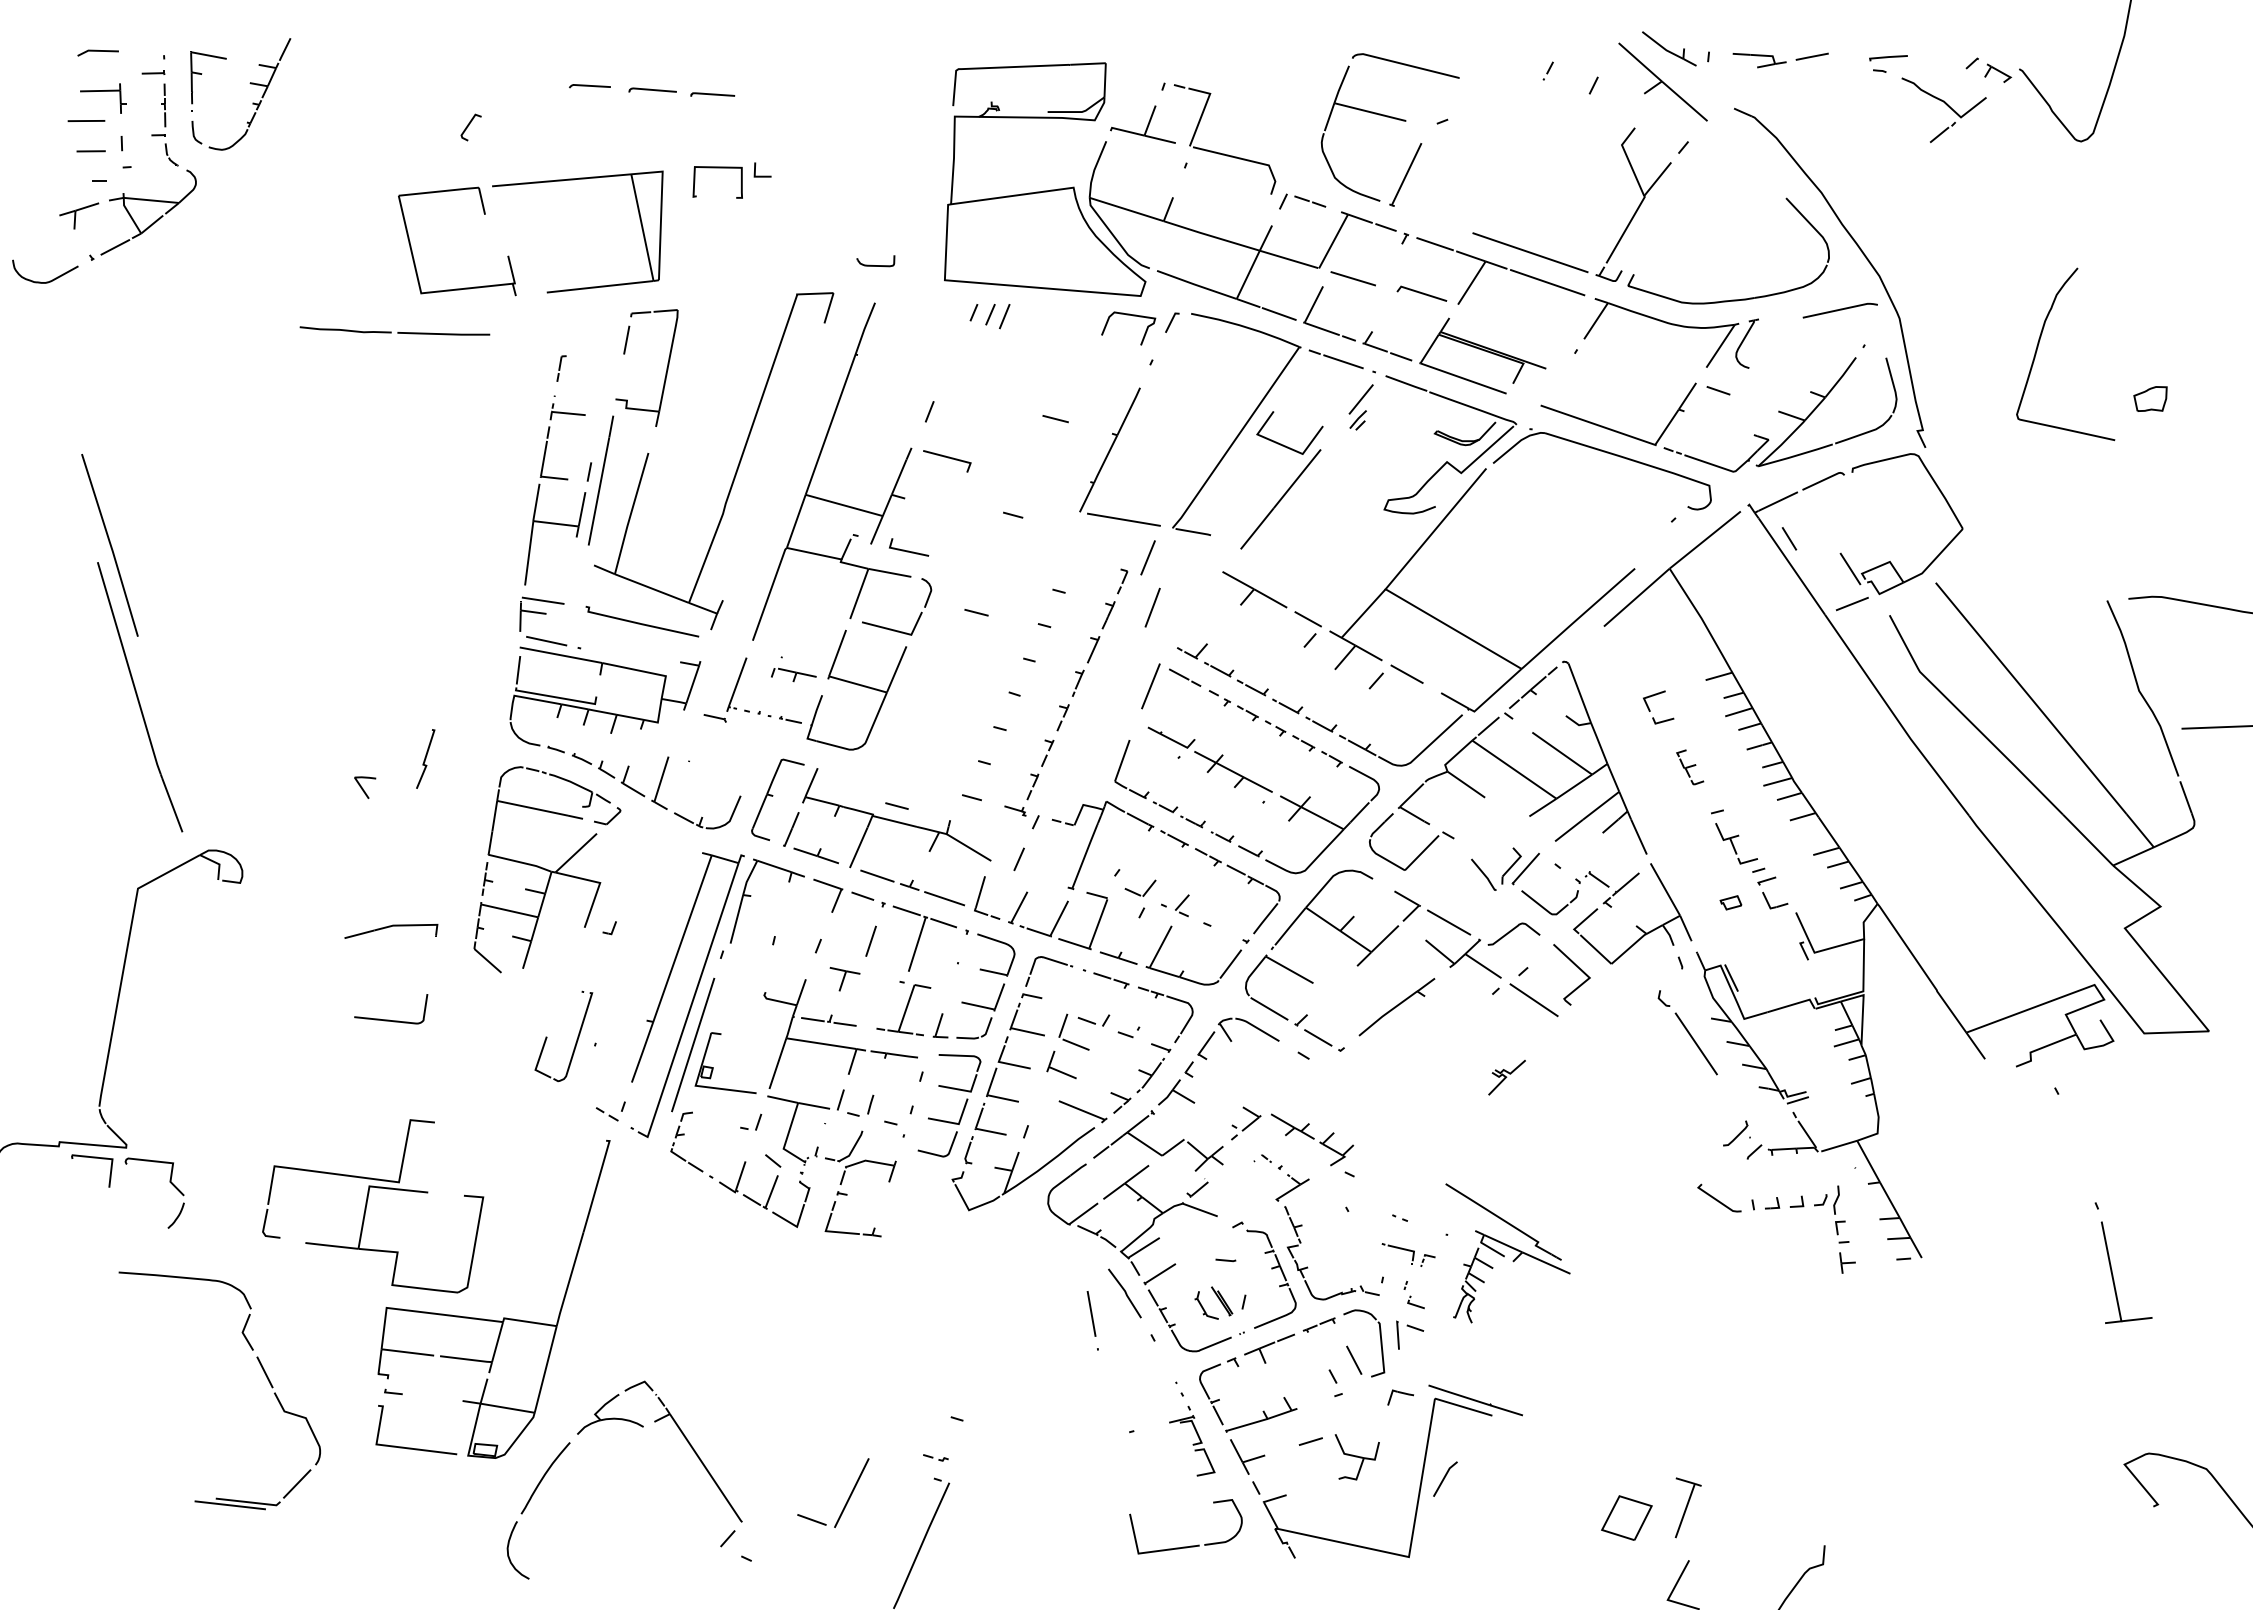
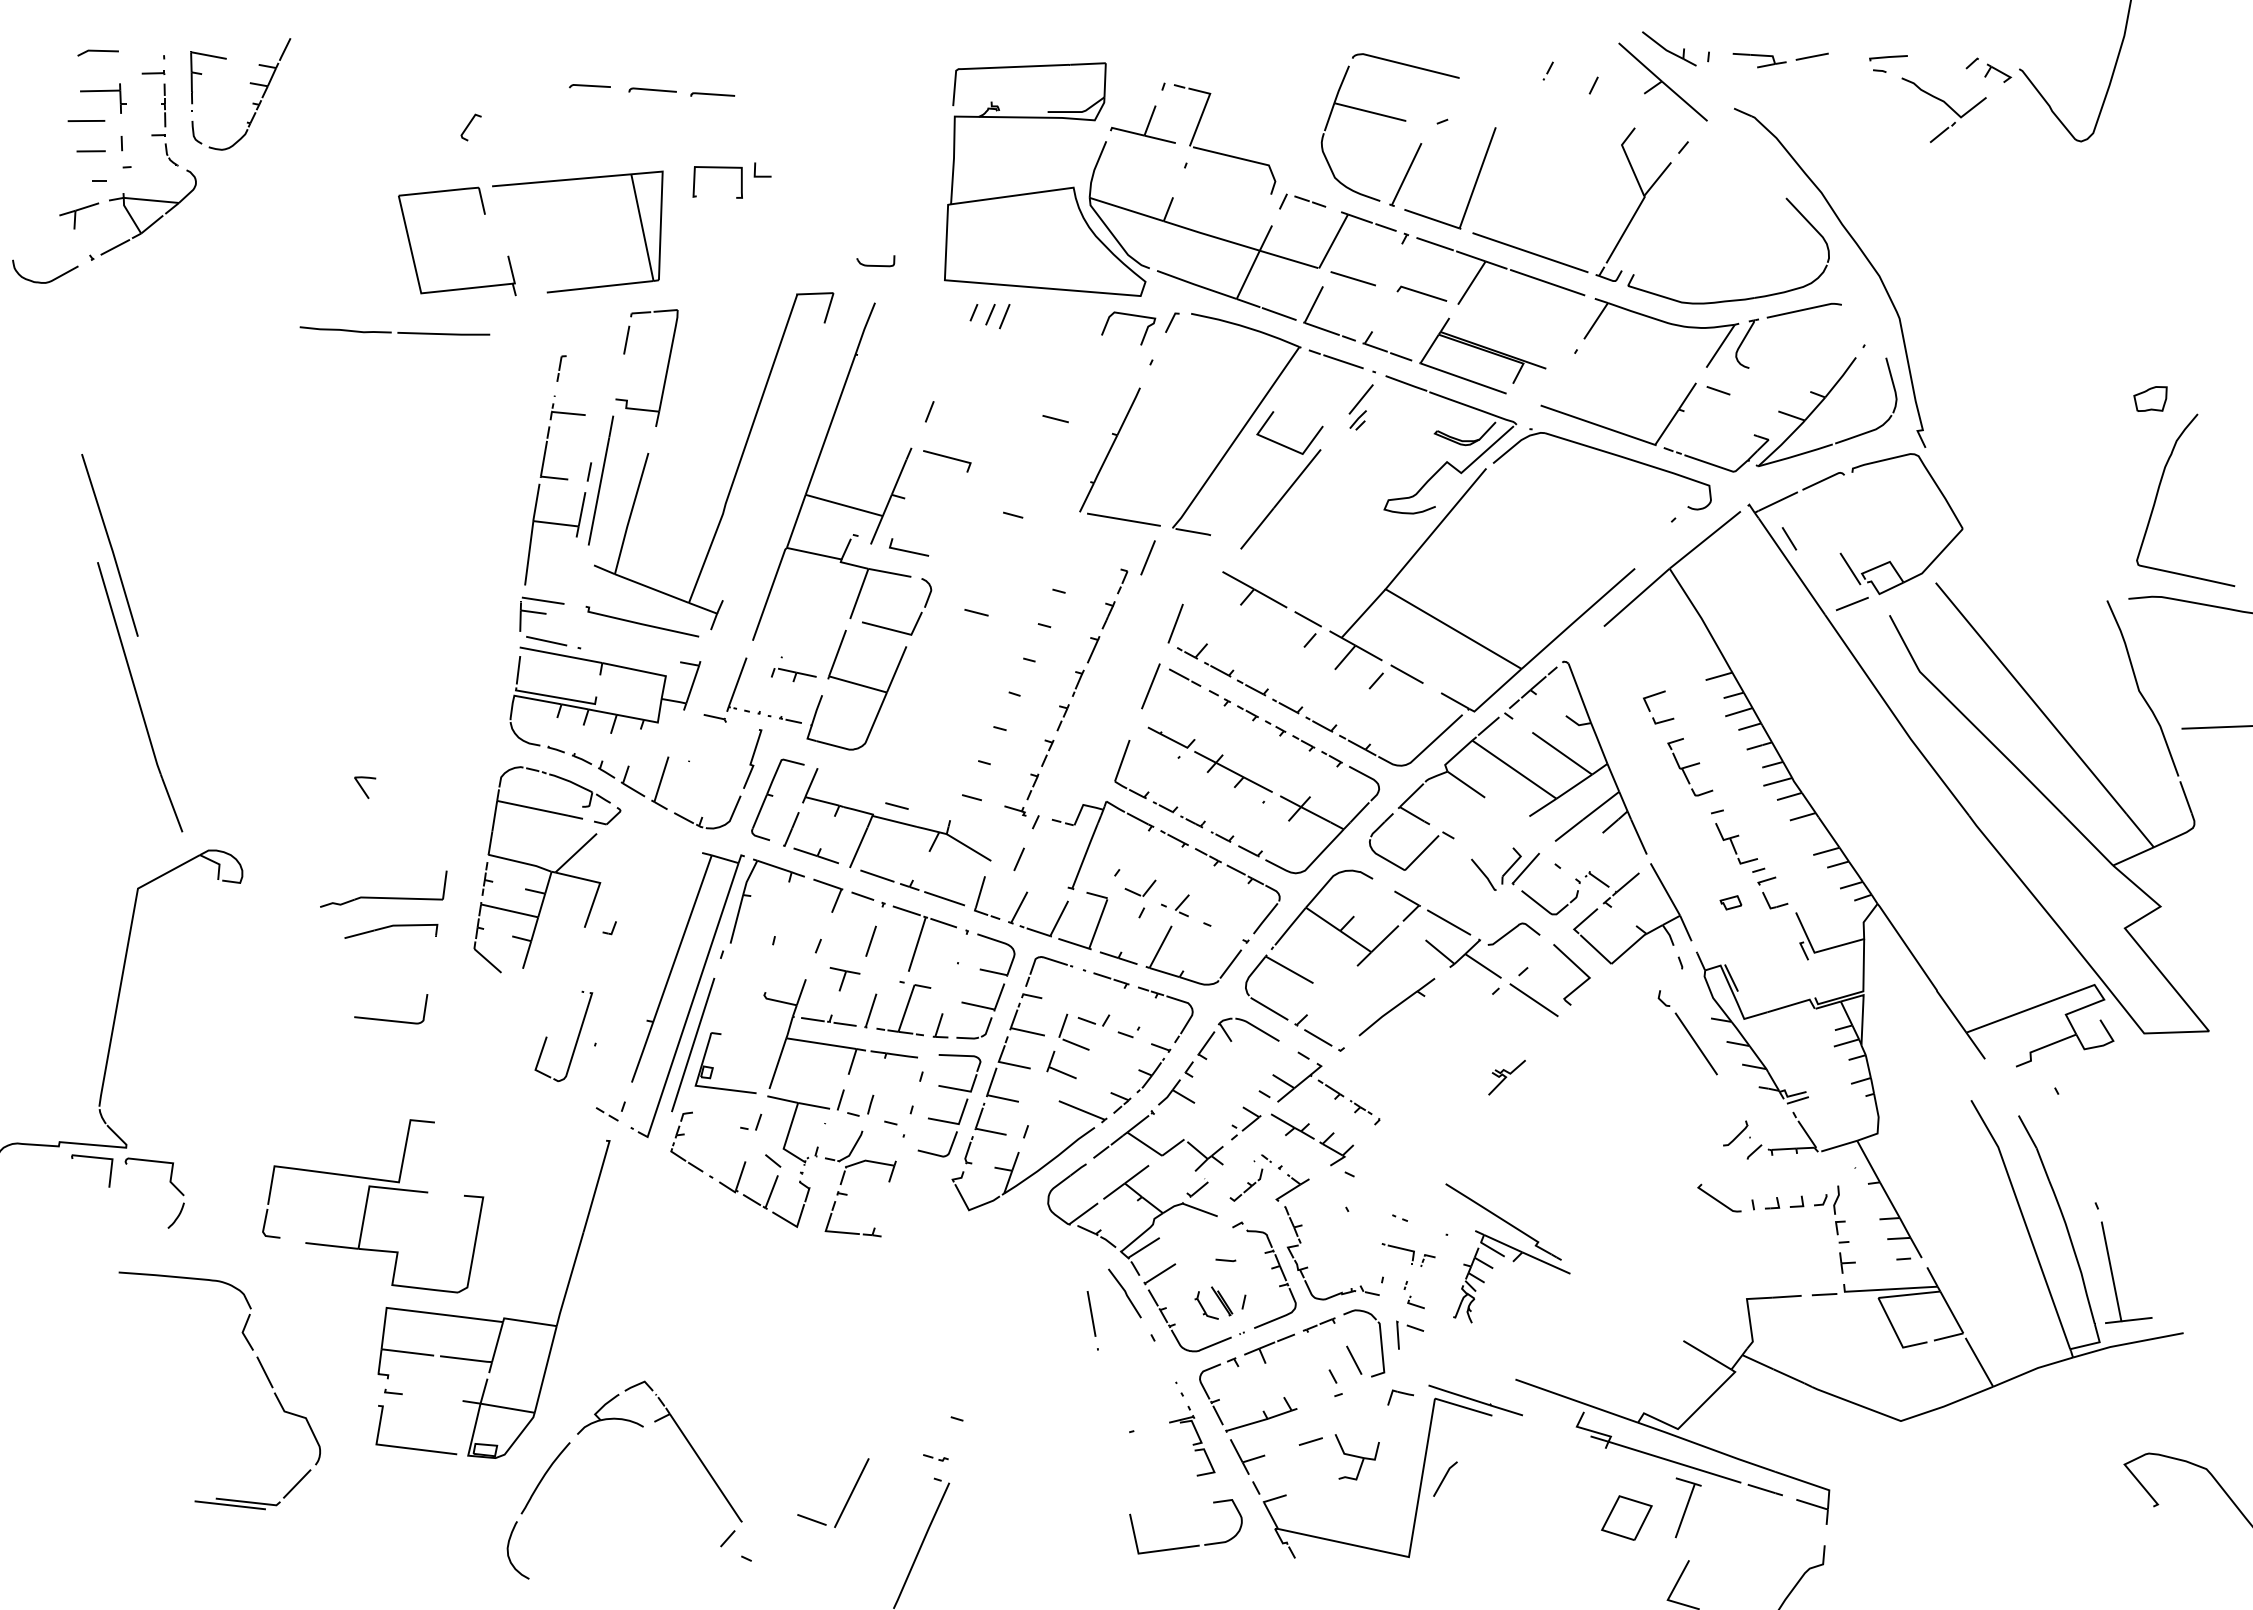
part: none -> present (1473, 186)
line position: (1839, 310) -> (1803, 310) (1803, 310)
curve position: (2038, 347) -> (2158, 493) (2158, 493)
line position: (1152, 607) -> (1175, 623) (1175, 623)
line position: (425, 758) -> (752, 758) (752, 758)
part size: 29x37 px -> 47x59 px (1690, 767)
part: none -> present (383, 897)
line: none -> present (870, 1010)
part: none -> present (1326, 1086)
part: none -> present (1246, 1184)
part: none -> present (1849, 1292)
